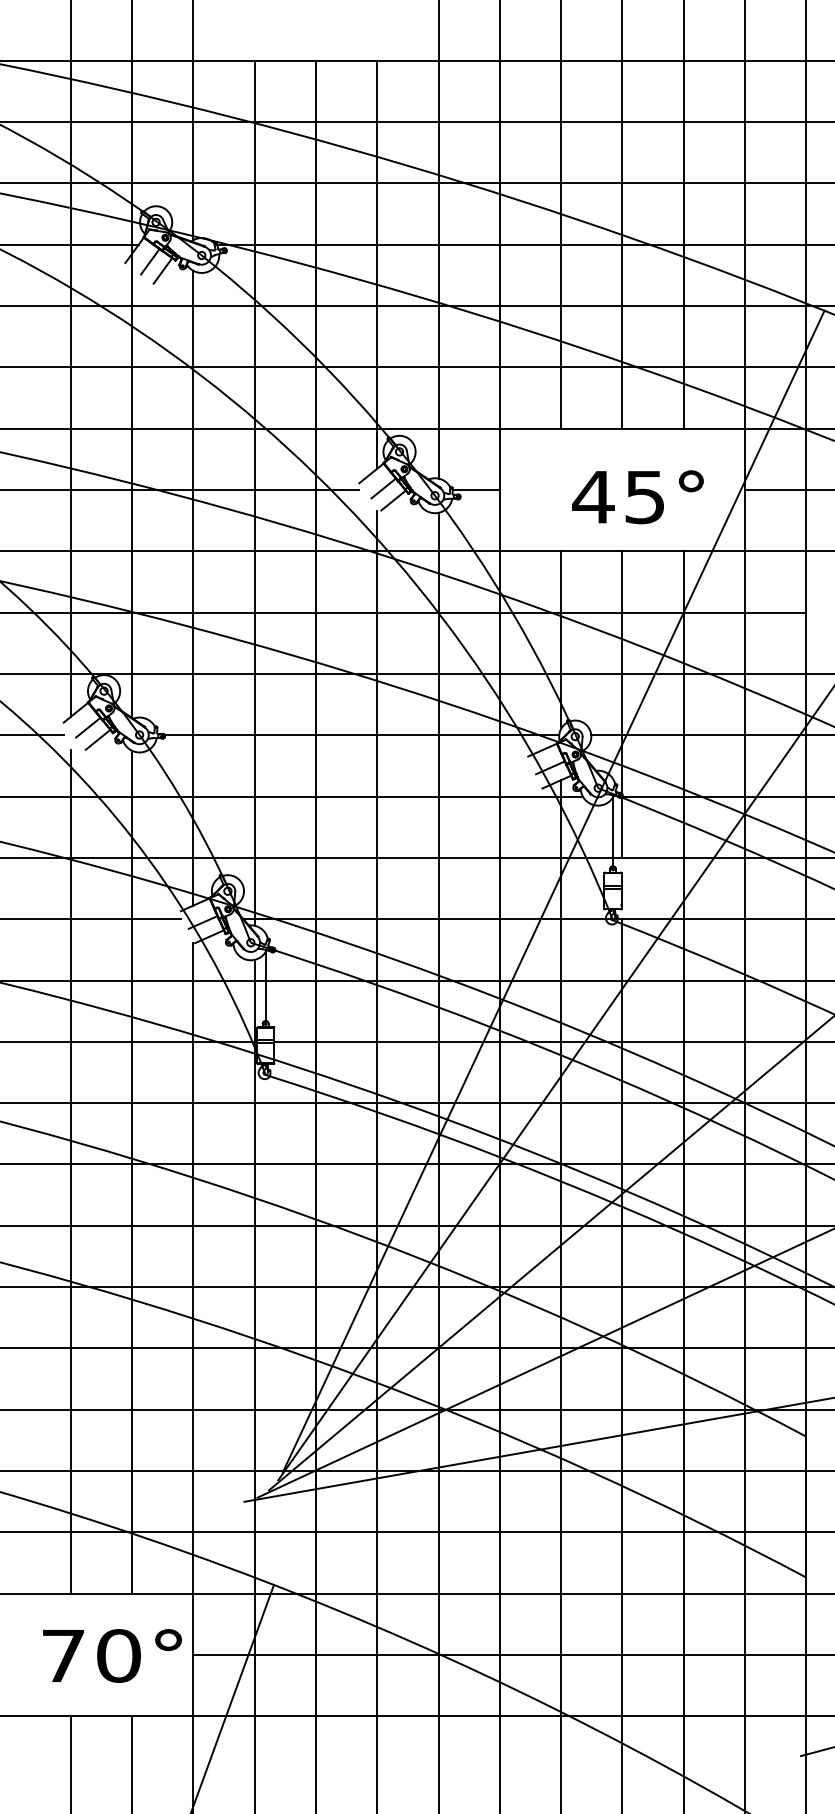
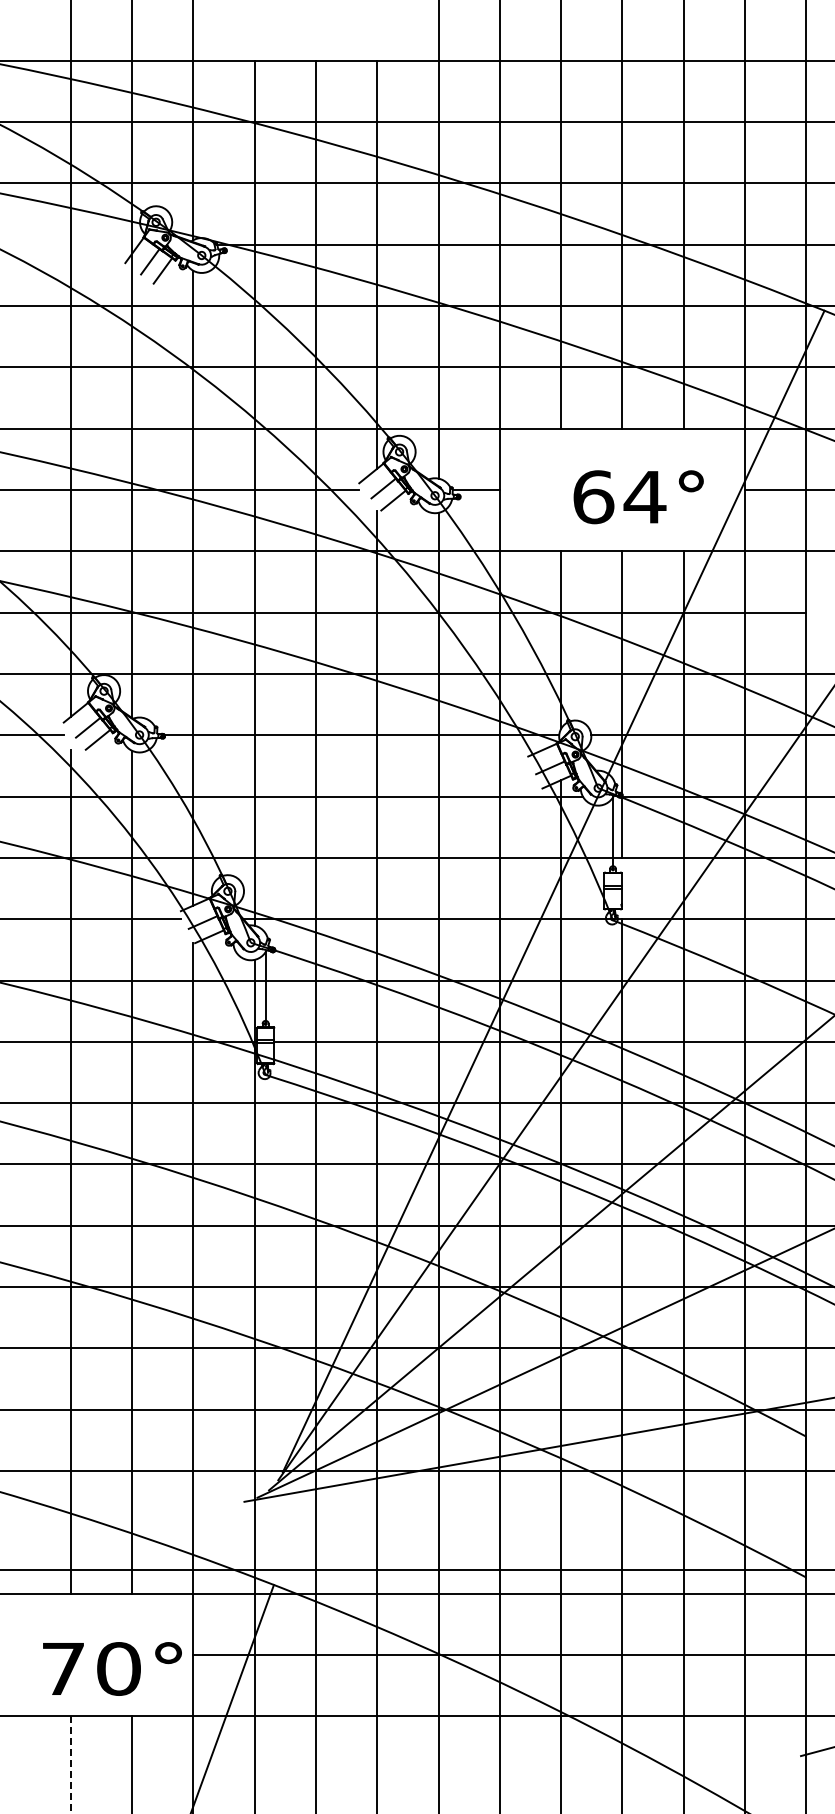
line: present -> none (70, 244)
text: 45° -> 64° (619, 497)
line position: (416, 1532) -> (416, 1570) (416, 1570)
text position: (112, 1655) -> (112, 1668) (112, 1668)
line: solid -> dashed (70, 1765)
